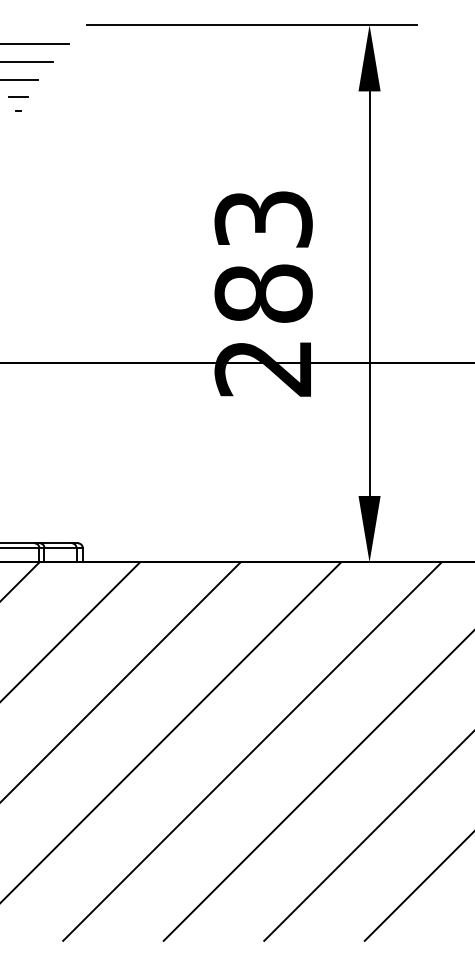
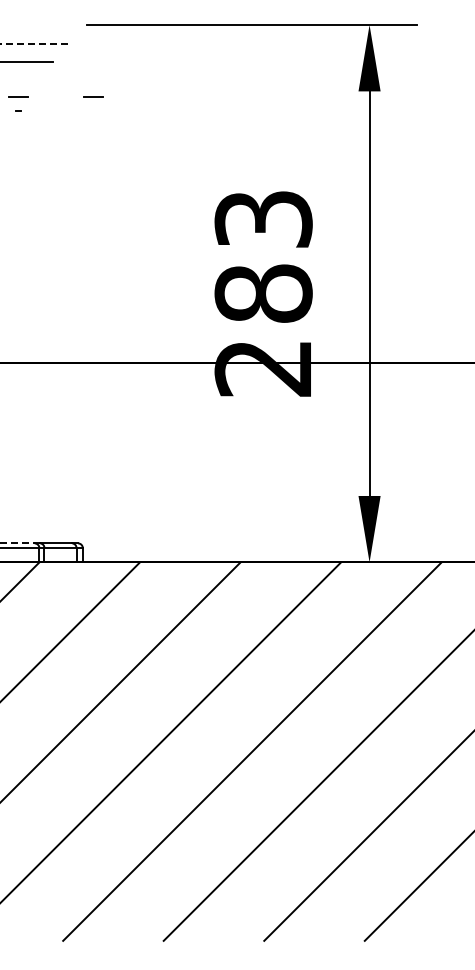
line: solid -> dashed (34, 43)
line: present -> none (20, 79)
line: none -> present (93, 96)
line: solid -> dashed (17, 543)
